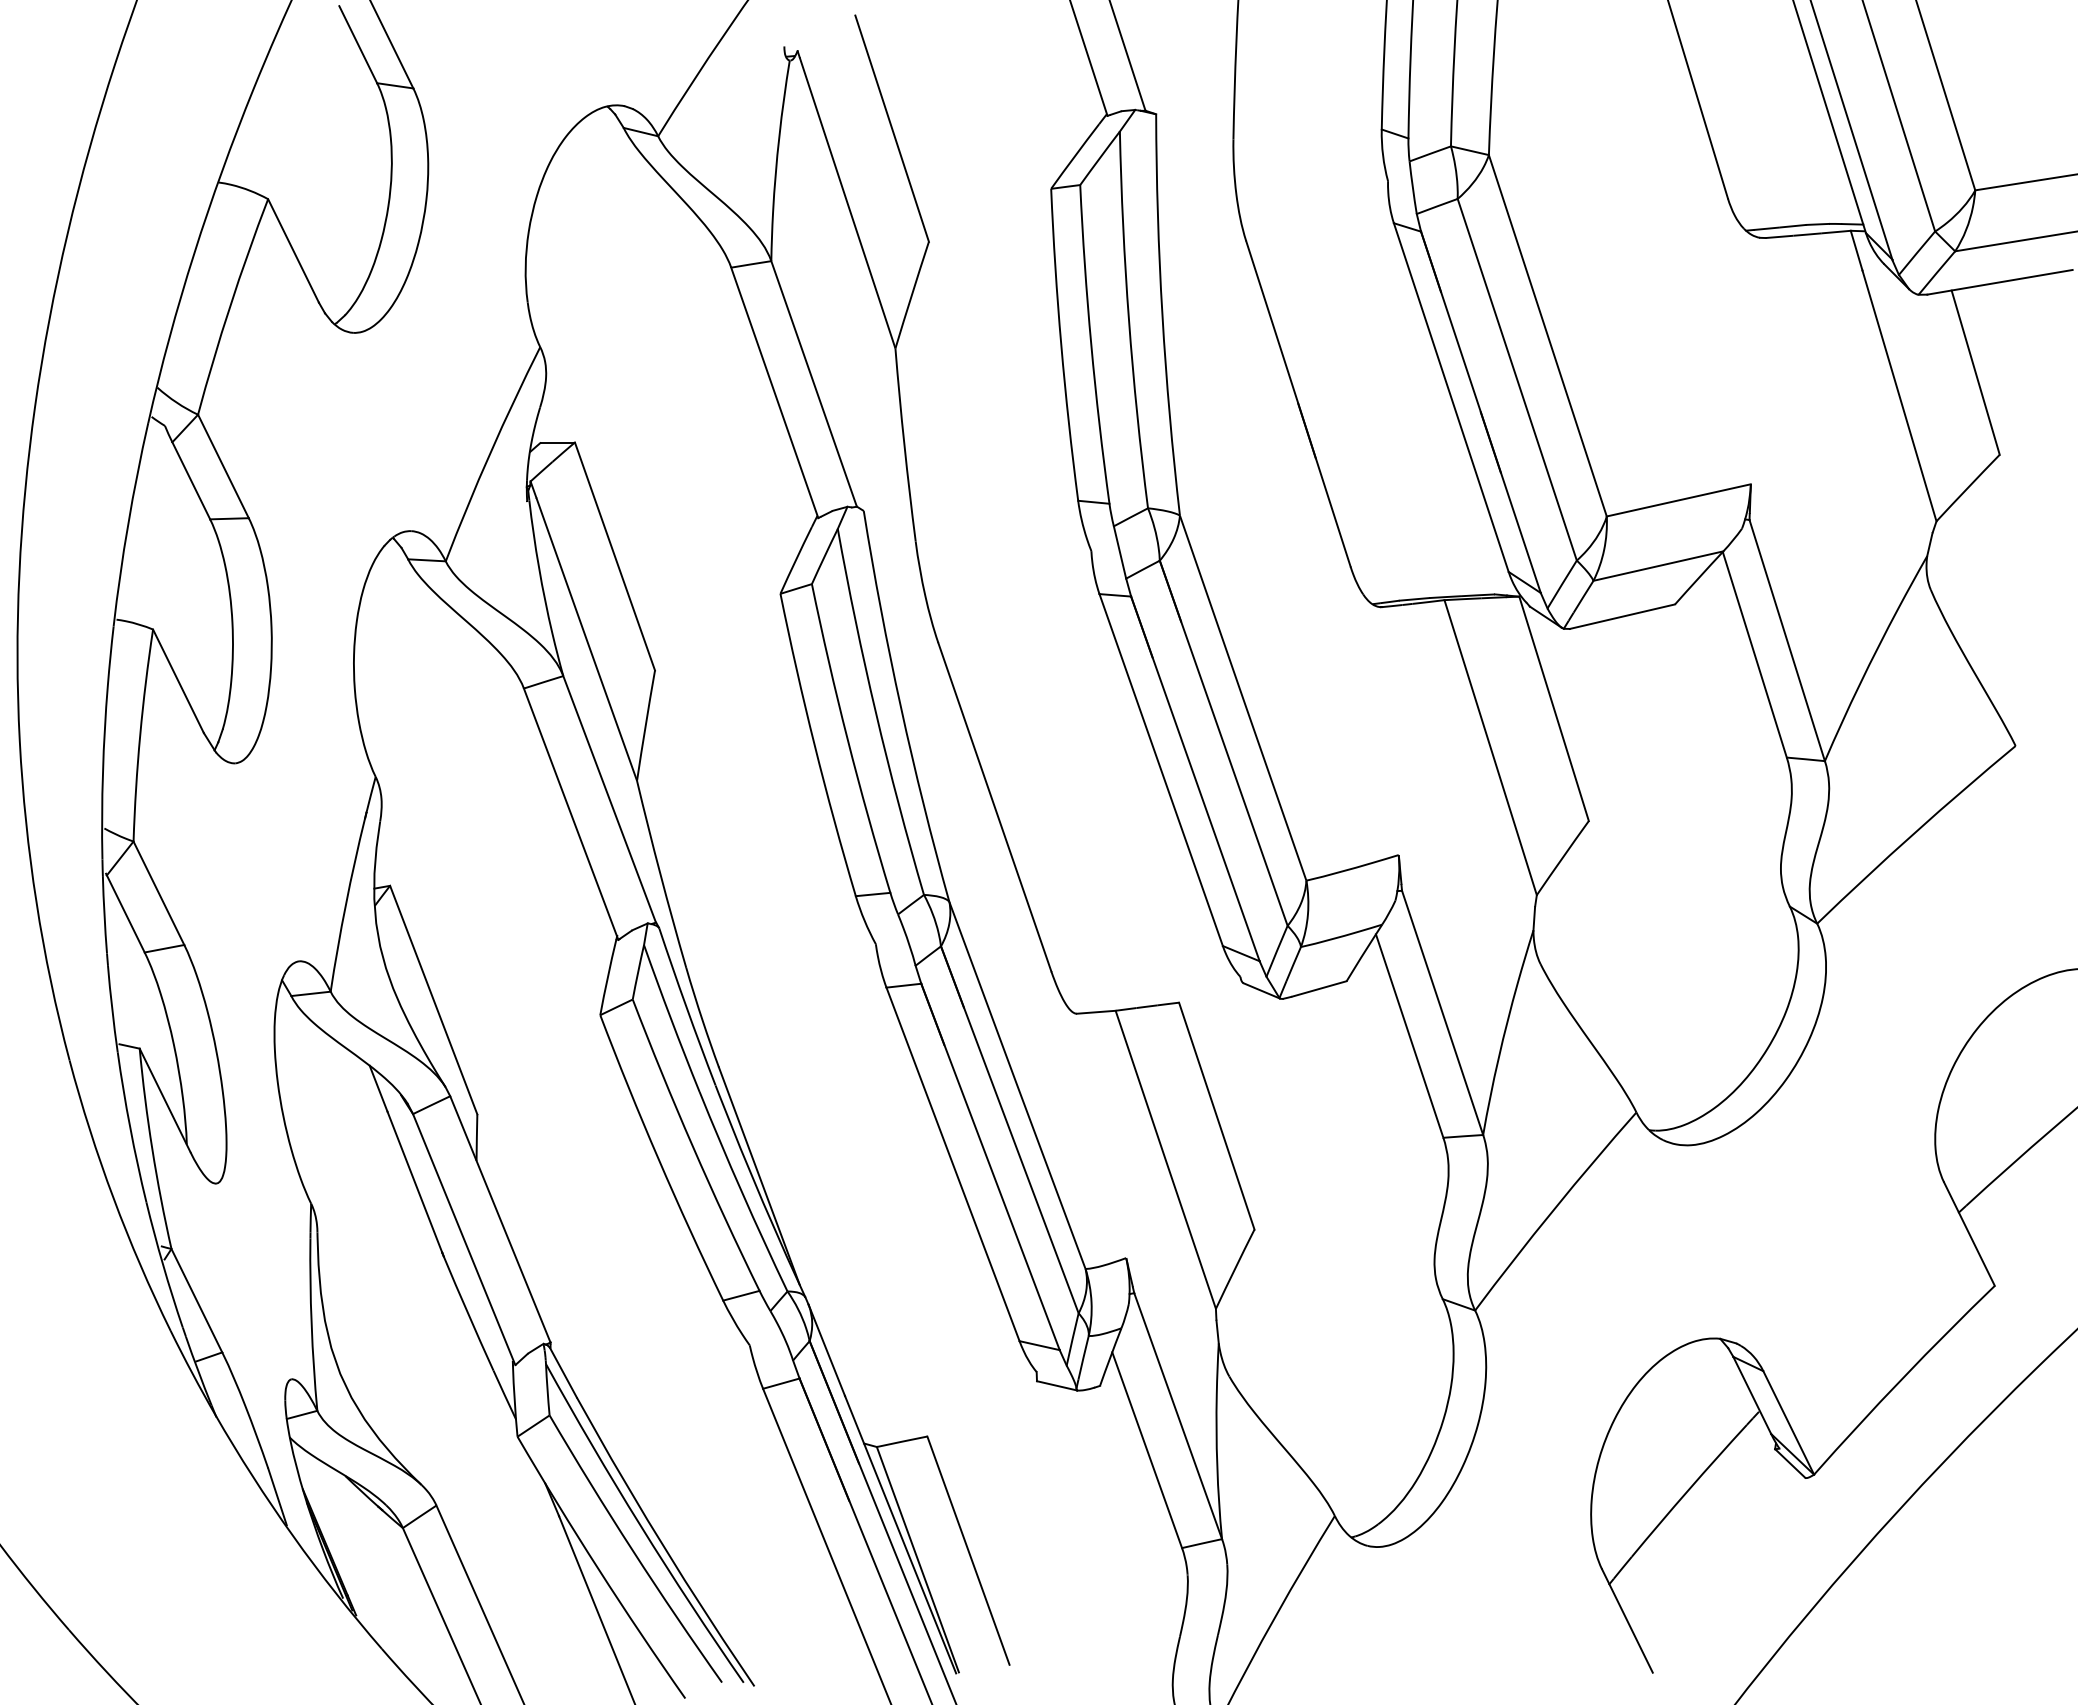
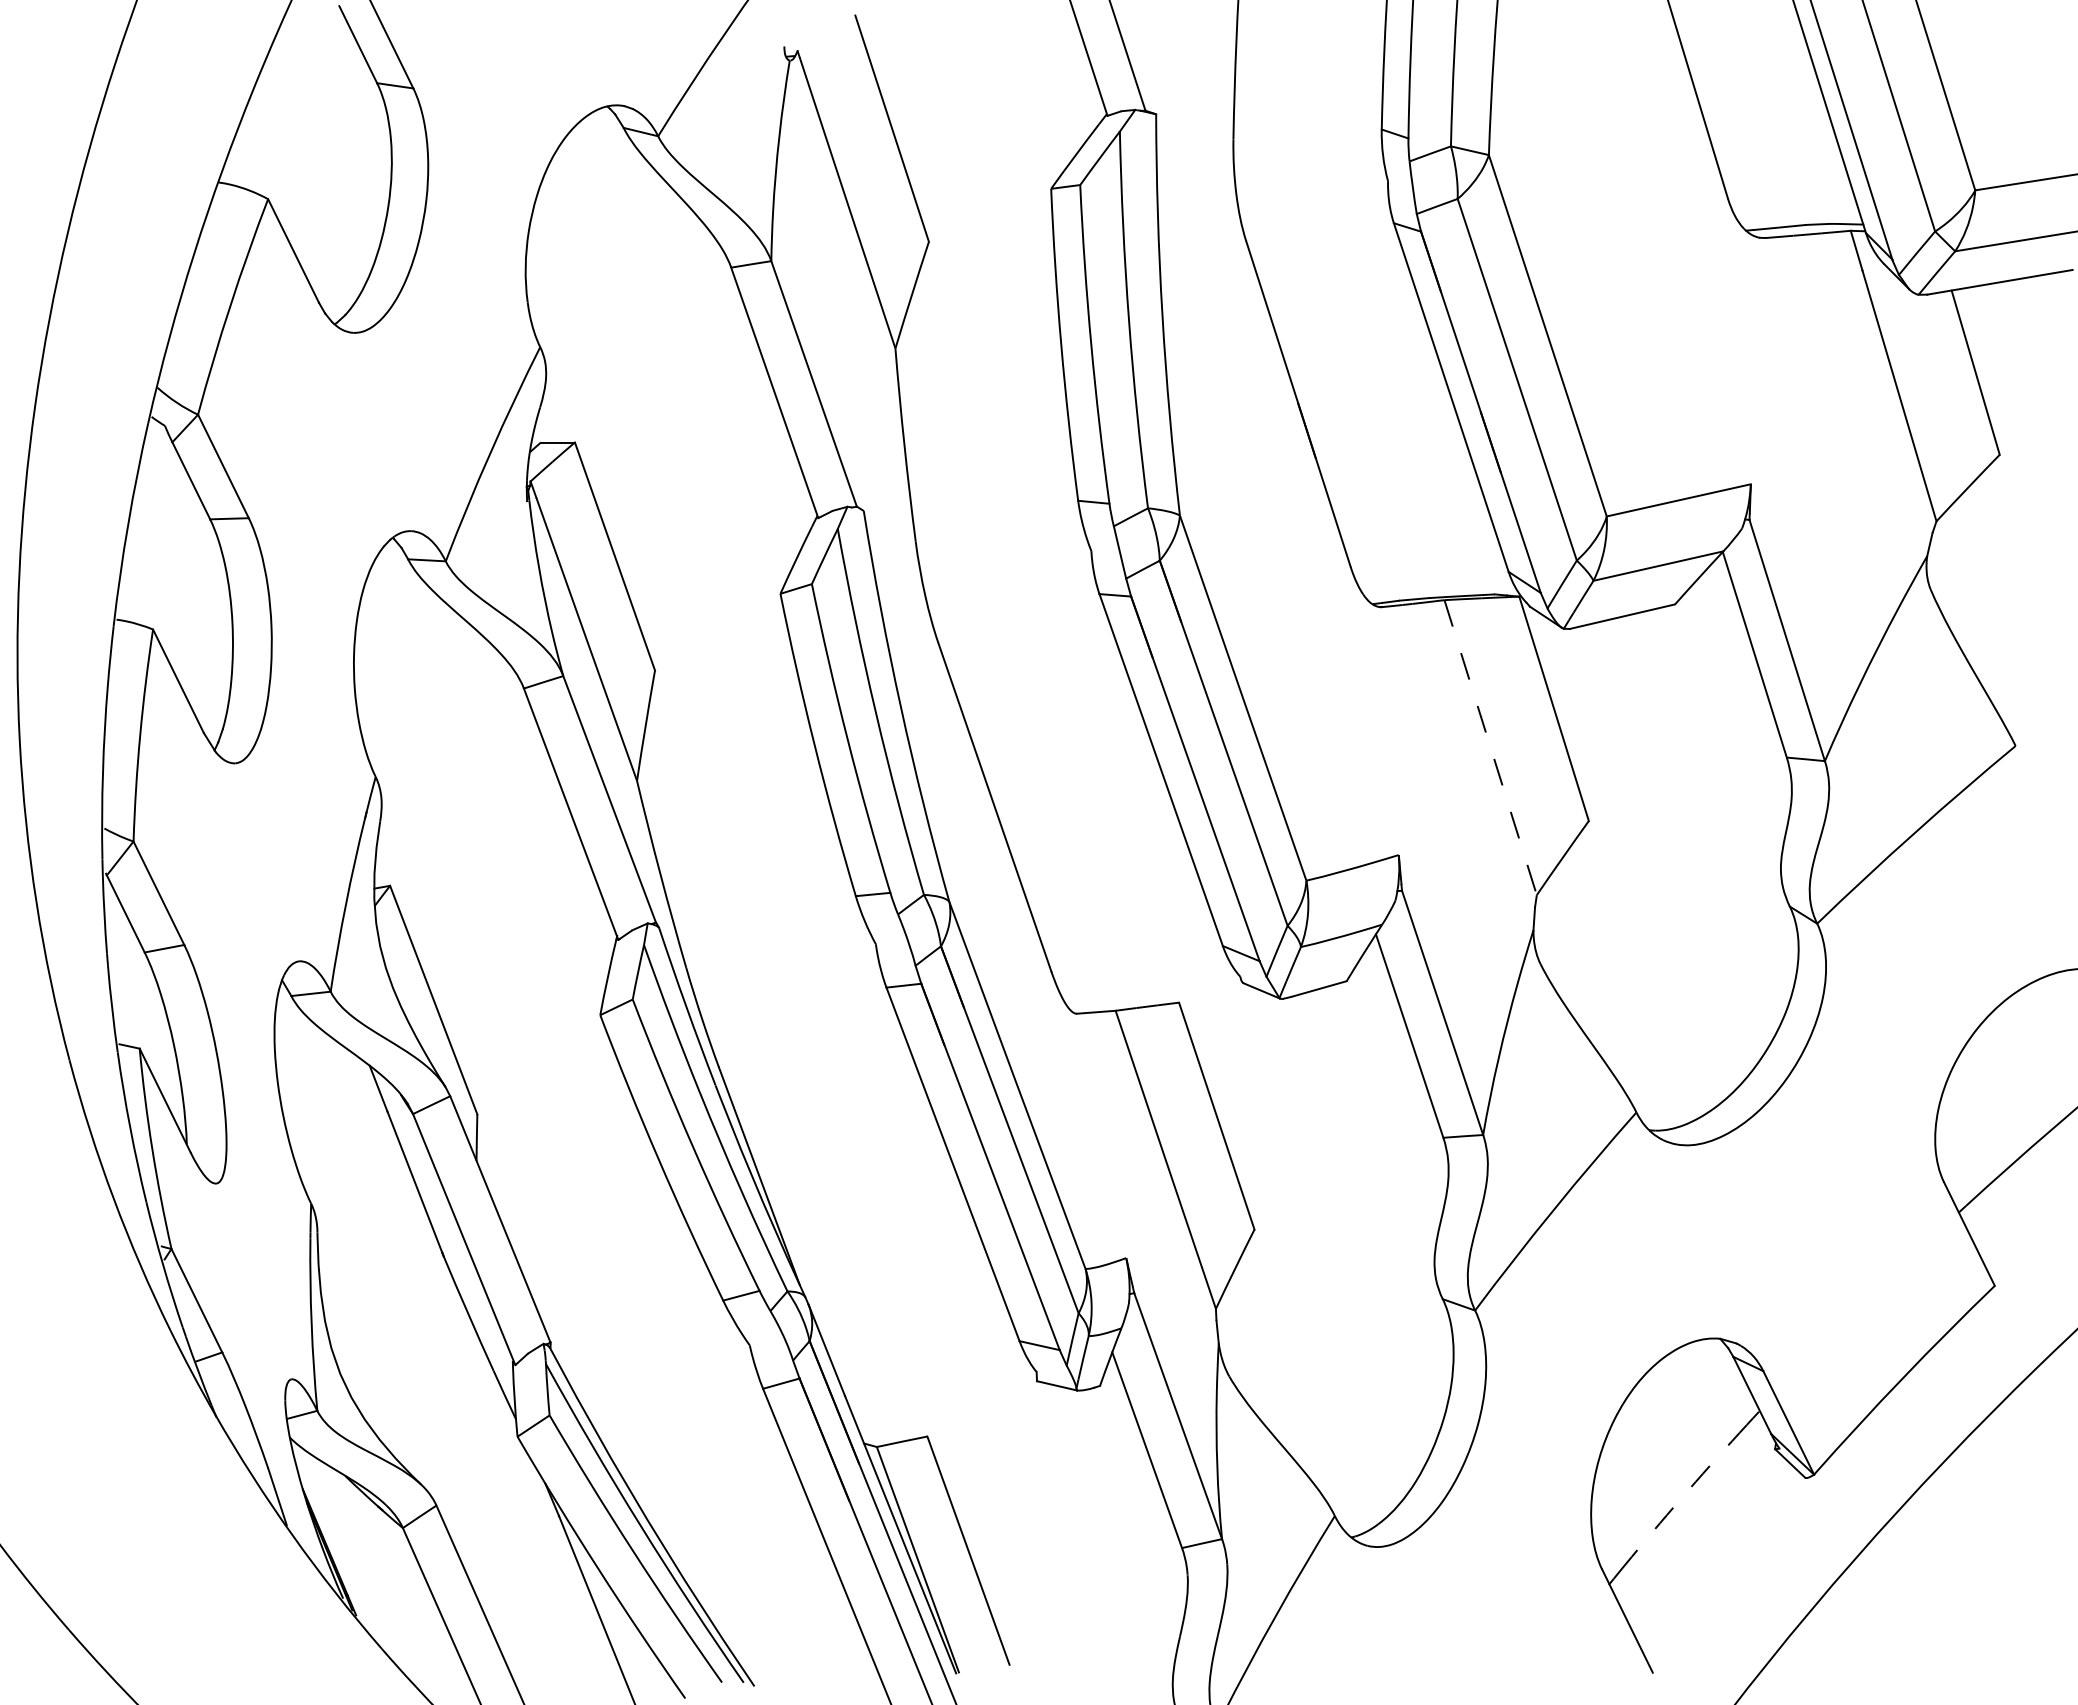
line: solid -> dashed (1490, 747)
arc: solid -> dashed (1688, 1490)
